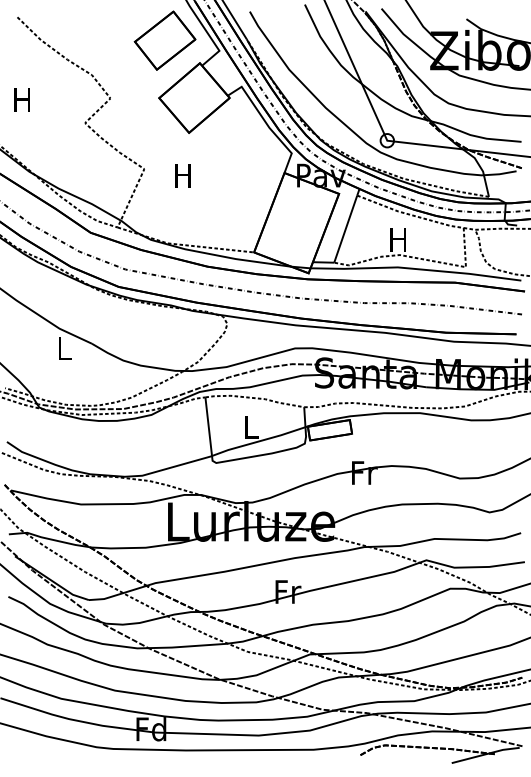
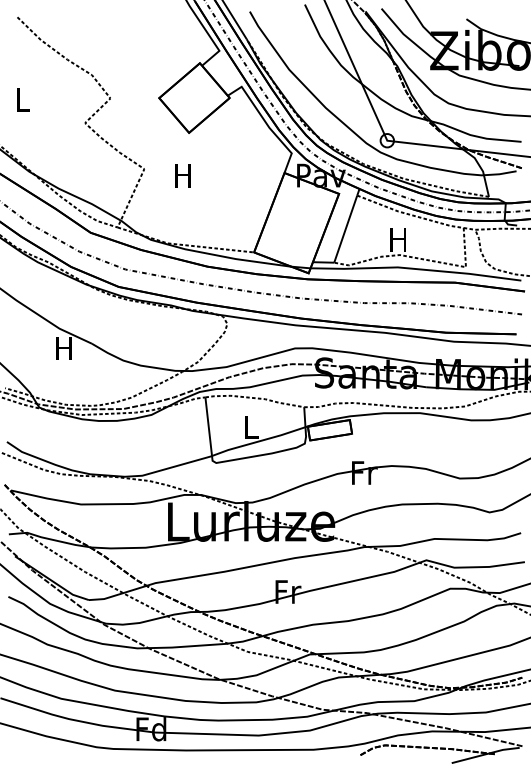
part: present -> none (164, 40)
text: H -> L (21, 99)
text: L -> H (63, 348)
